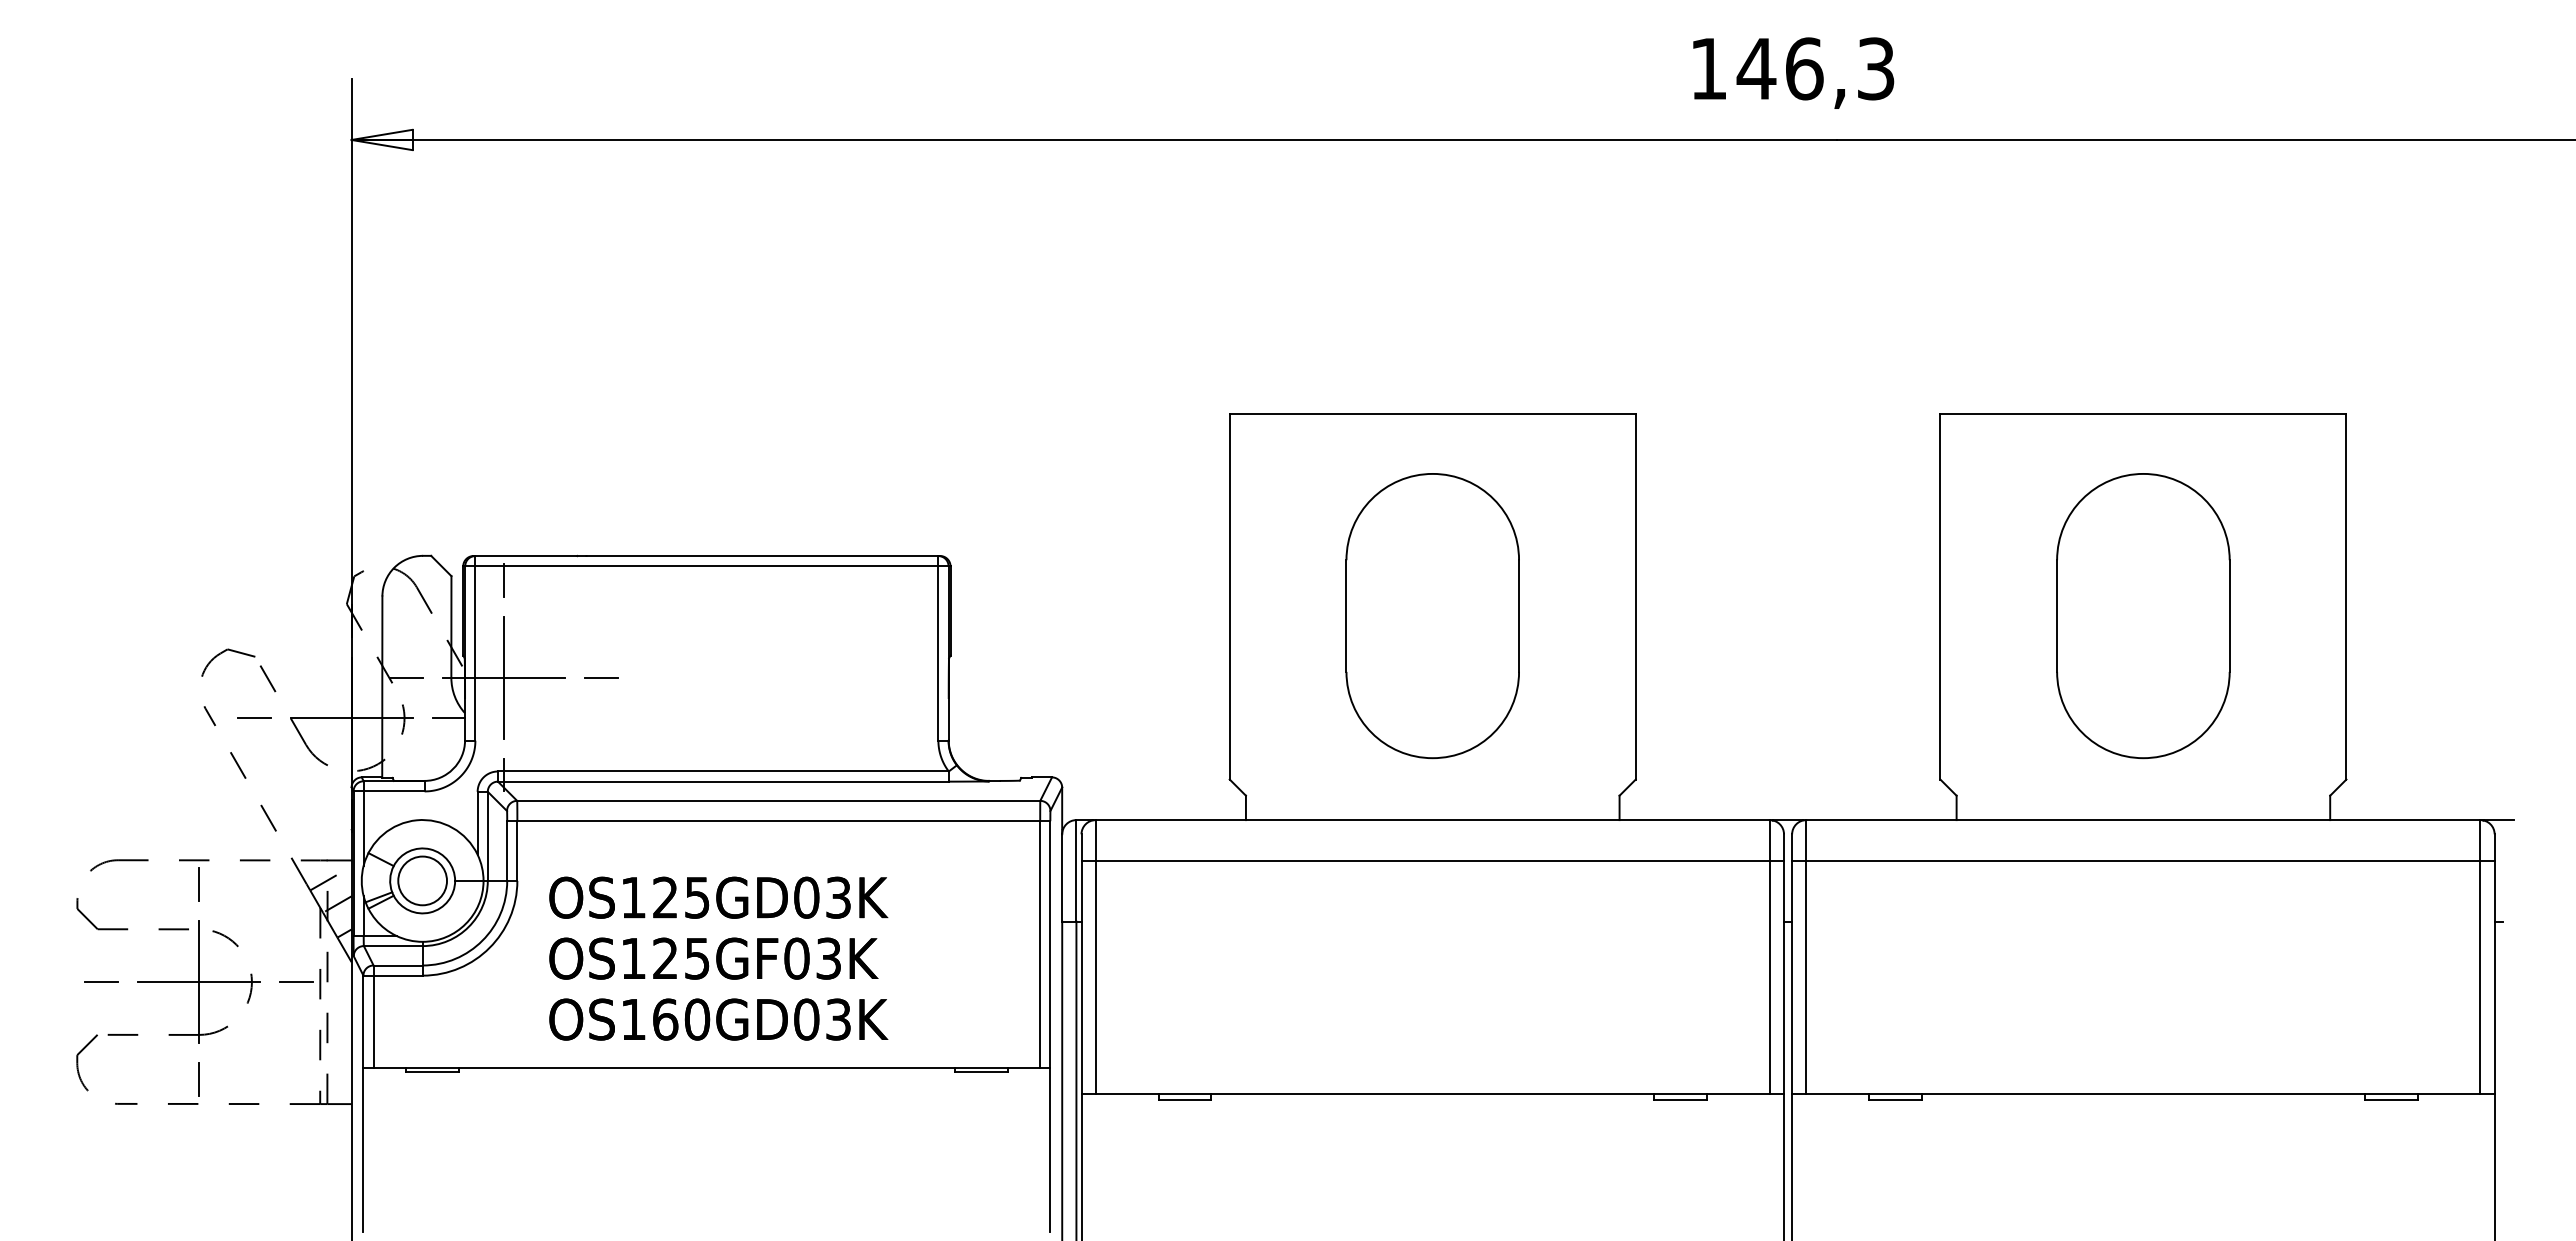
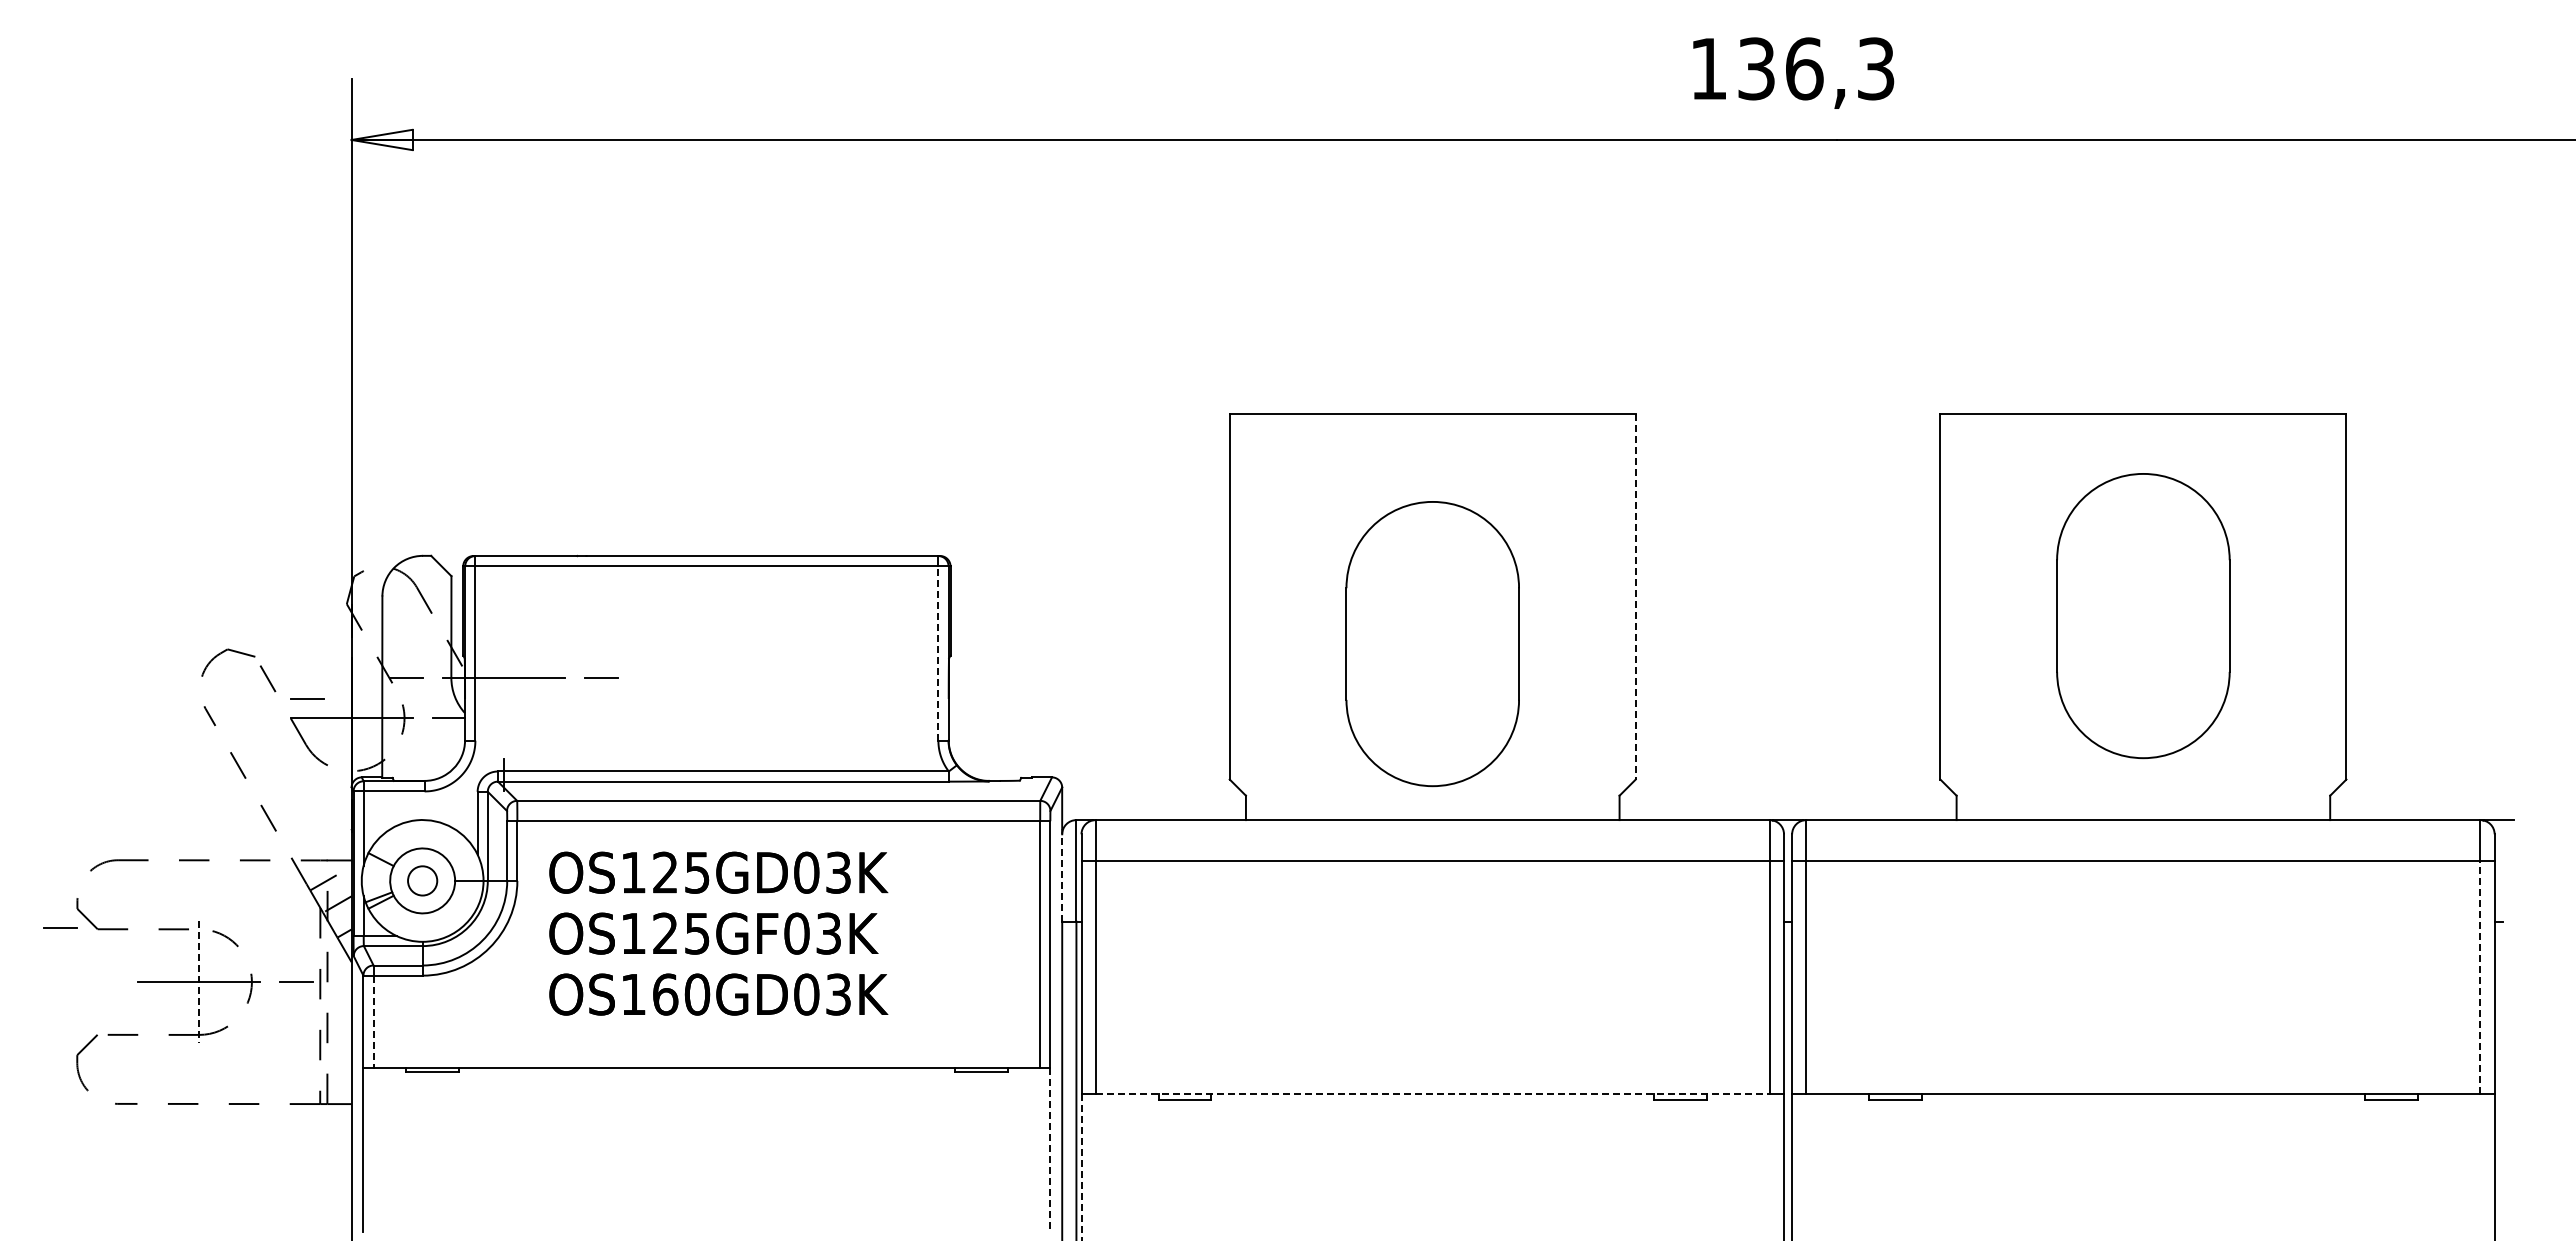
text: 146,3 -> 136,3 (1756, 68)
line: present -> none (504, 580)
line: solid -> dashed (1635, 596)
part position: (1432, 616) -> (1432, 644) (1432, 644)
line: solid -> dashed (938, 652)
line: present -> none (504, 677)
line position: (254, 717) -> (307, 698) (307, 698)
line: solid -> dashed (1062, 877)
circle diameter: 49 px -> 29 px (422, 880)
line: present -> none (199, 884)
text position: (718, 958) -> (718, 933) (718, 933)
line: solid -> dashed (2480, 977)
line position: (101, 981) -> (60, 927) (60, 927)
line: solid -> dashed (199, 982)
line: solid -> dashed (373, 1022)
line: present -> none (199, 1079)
line: solid -> dashed (1433, 1094)
line: solid -> dashed (1050, 1150)
line: solid -> dashed (1081, 1167)
